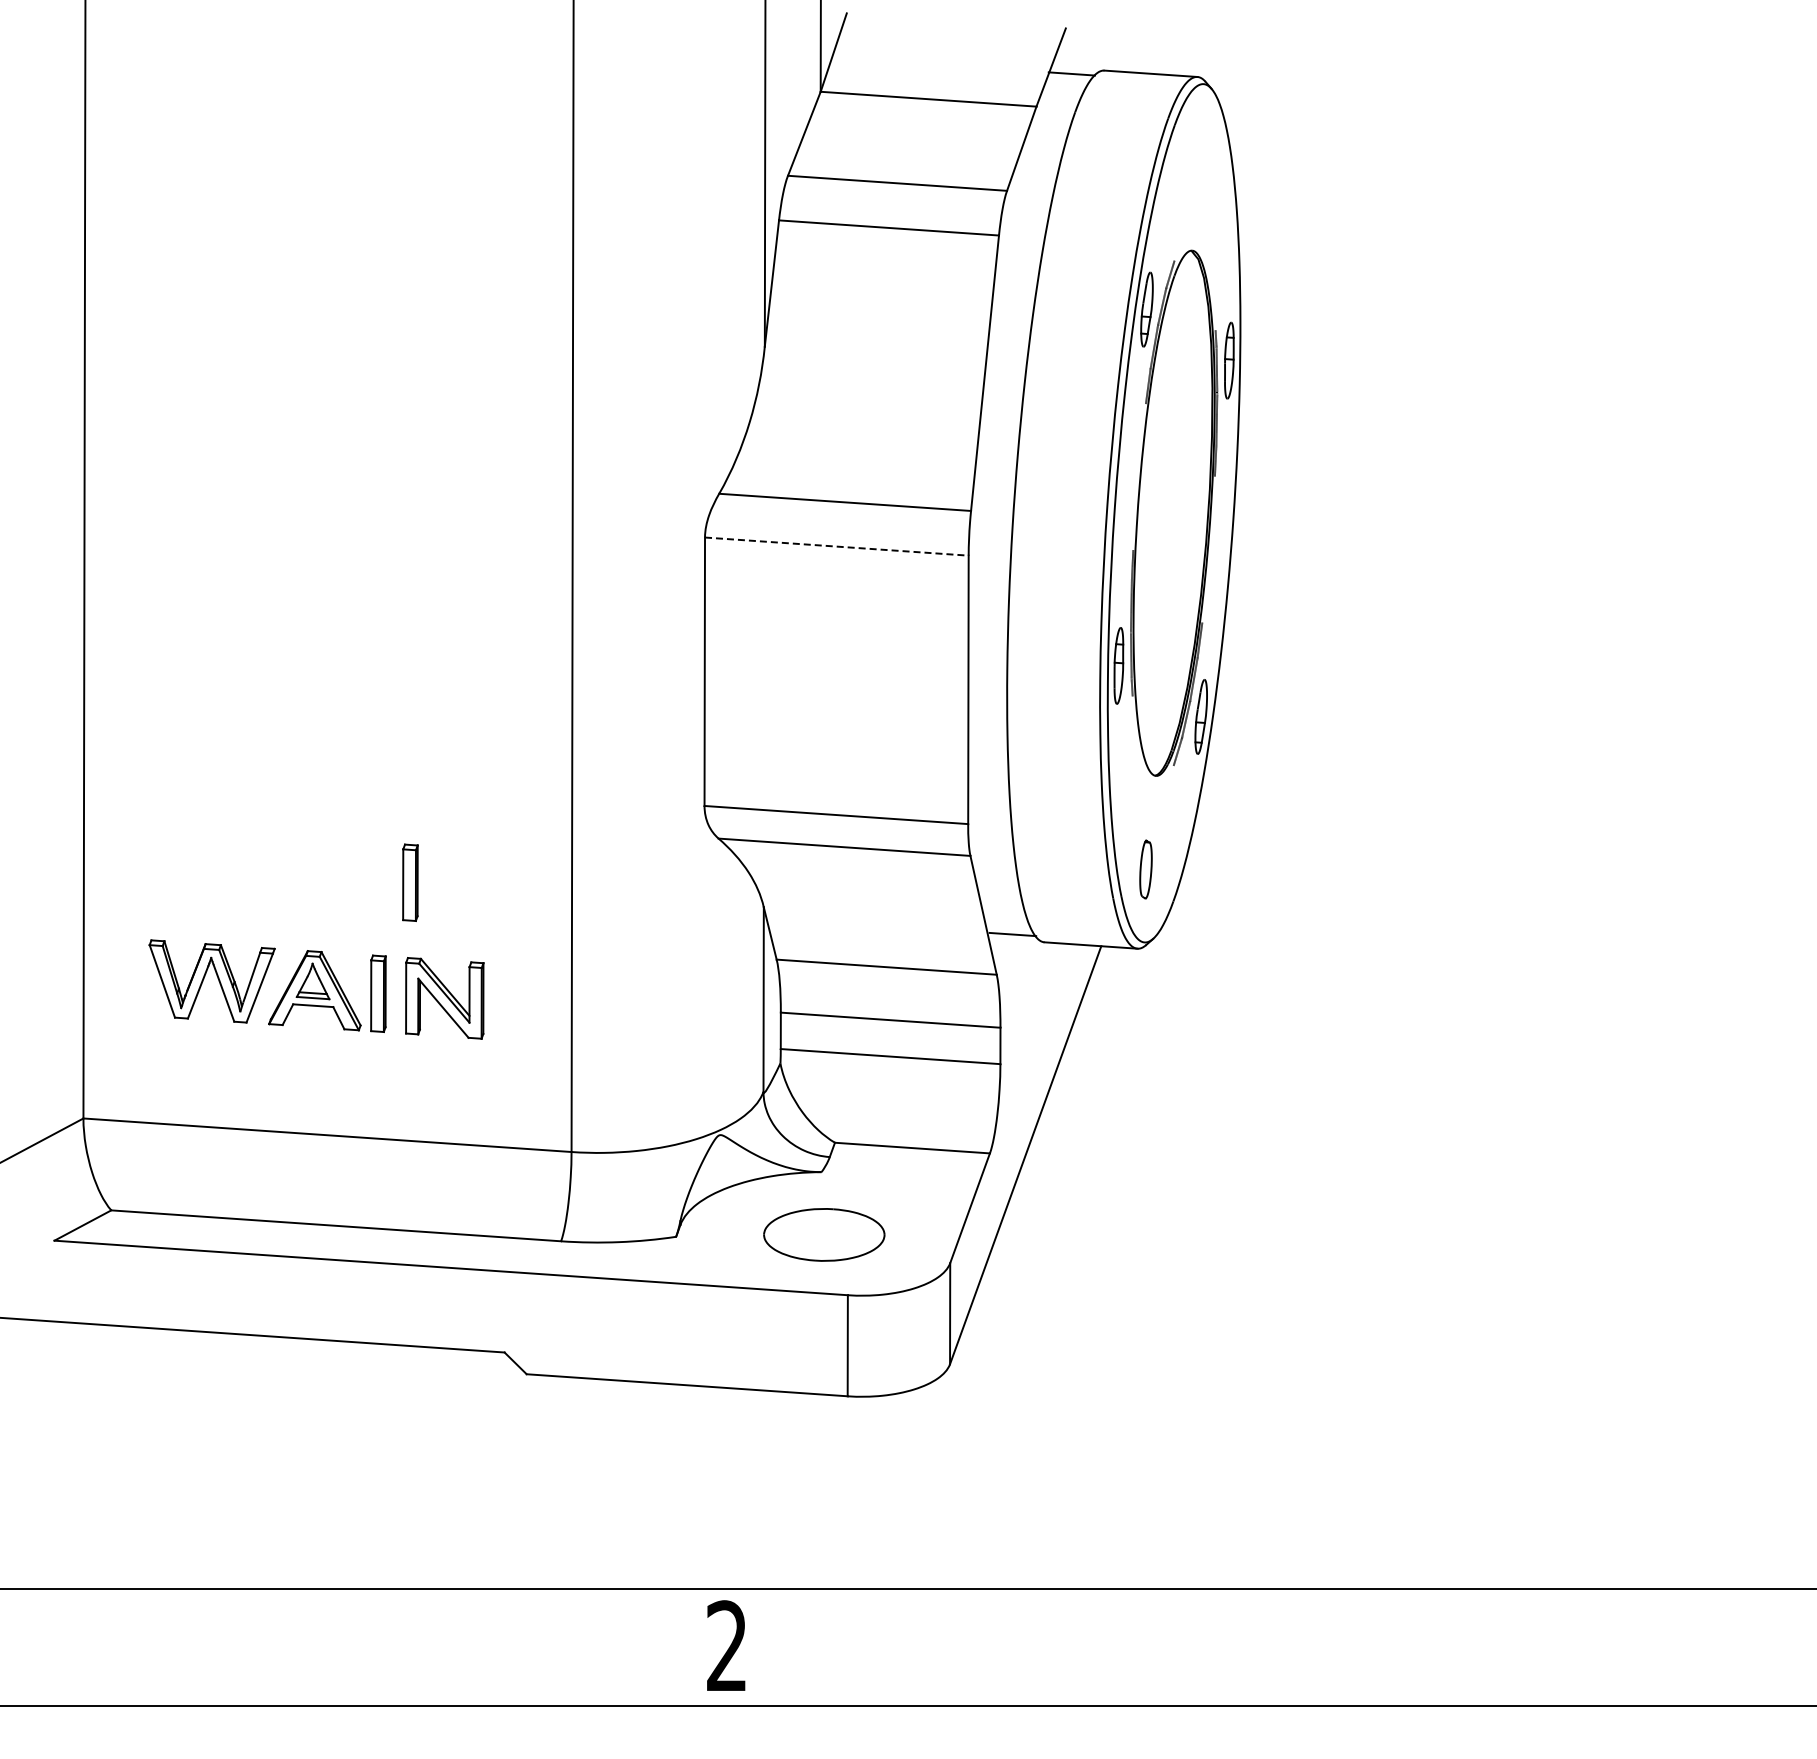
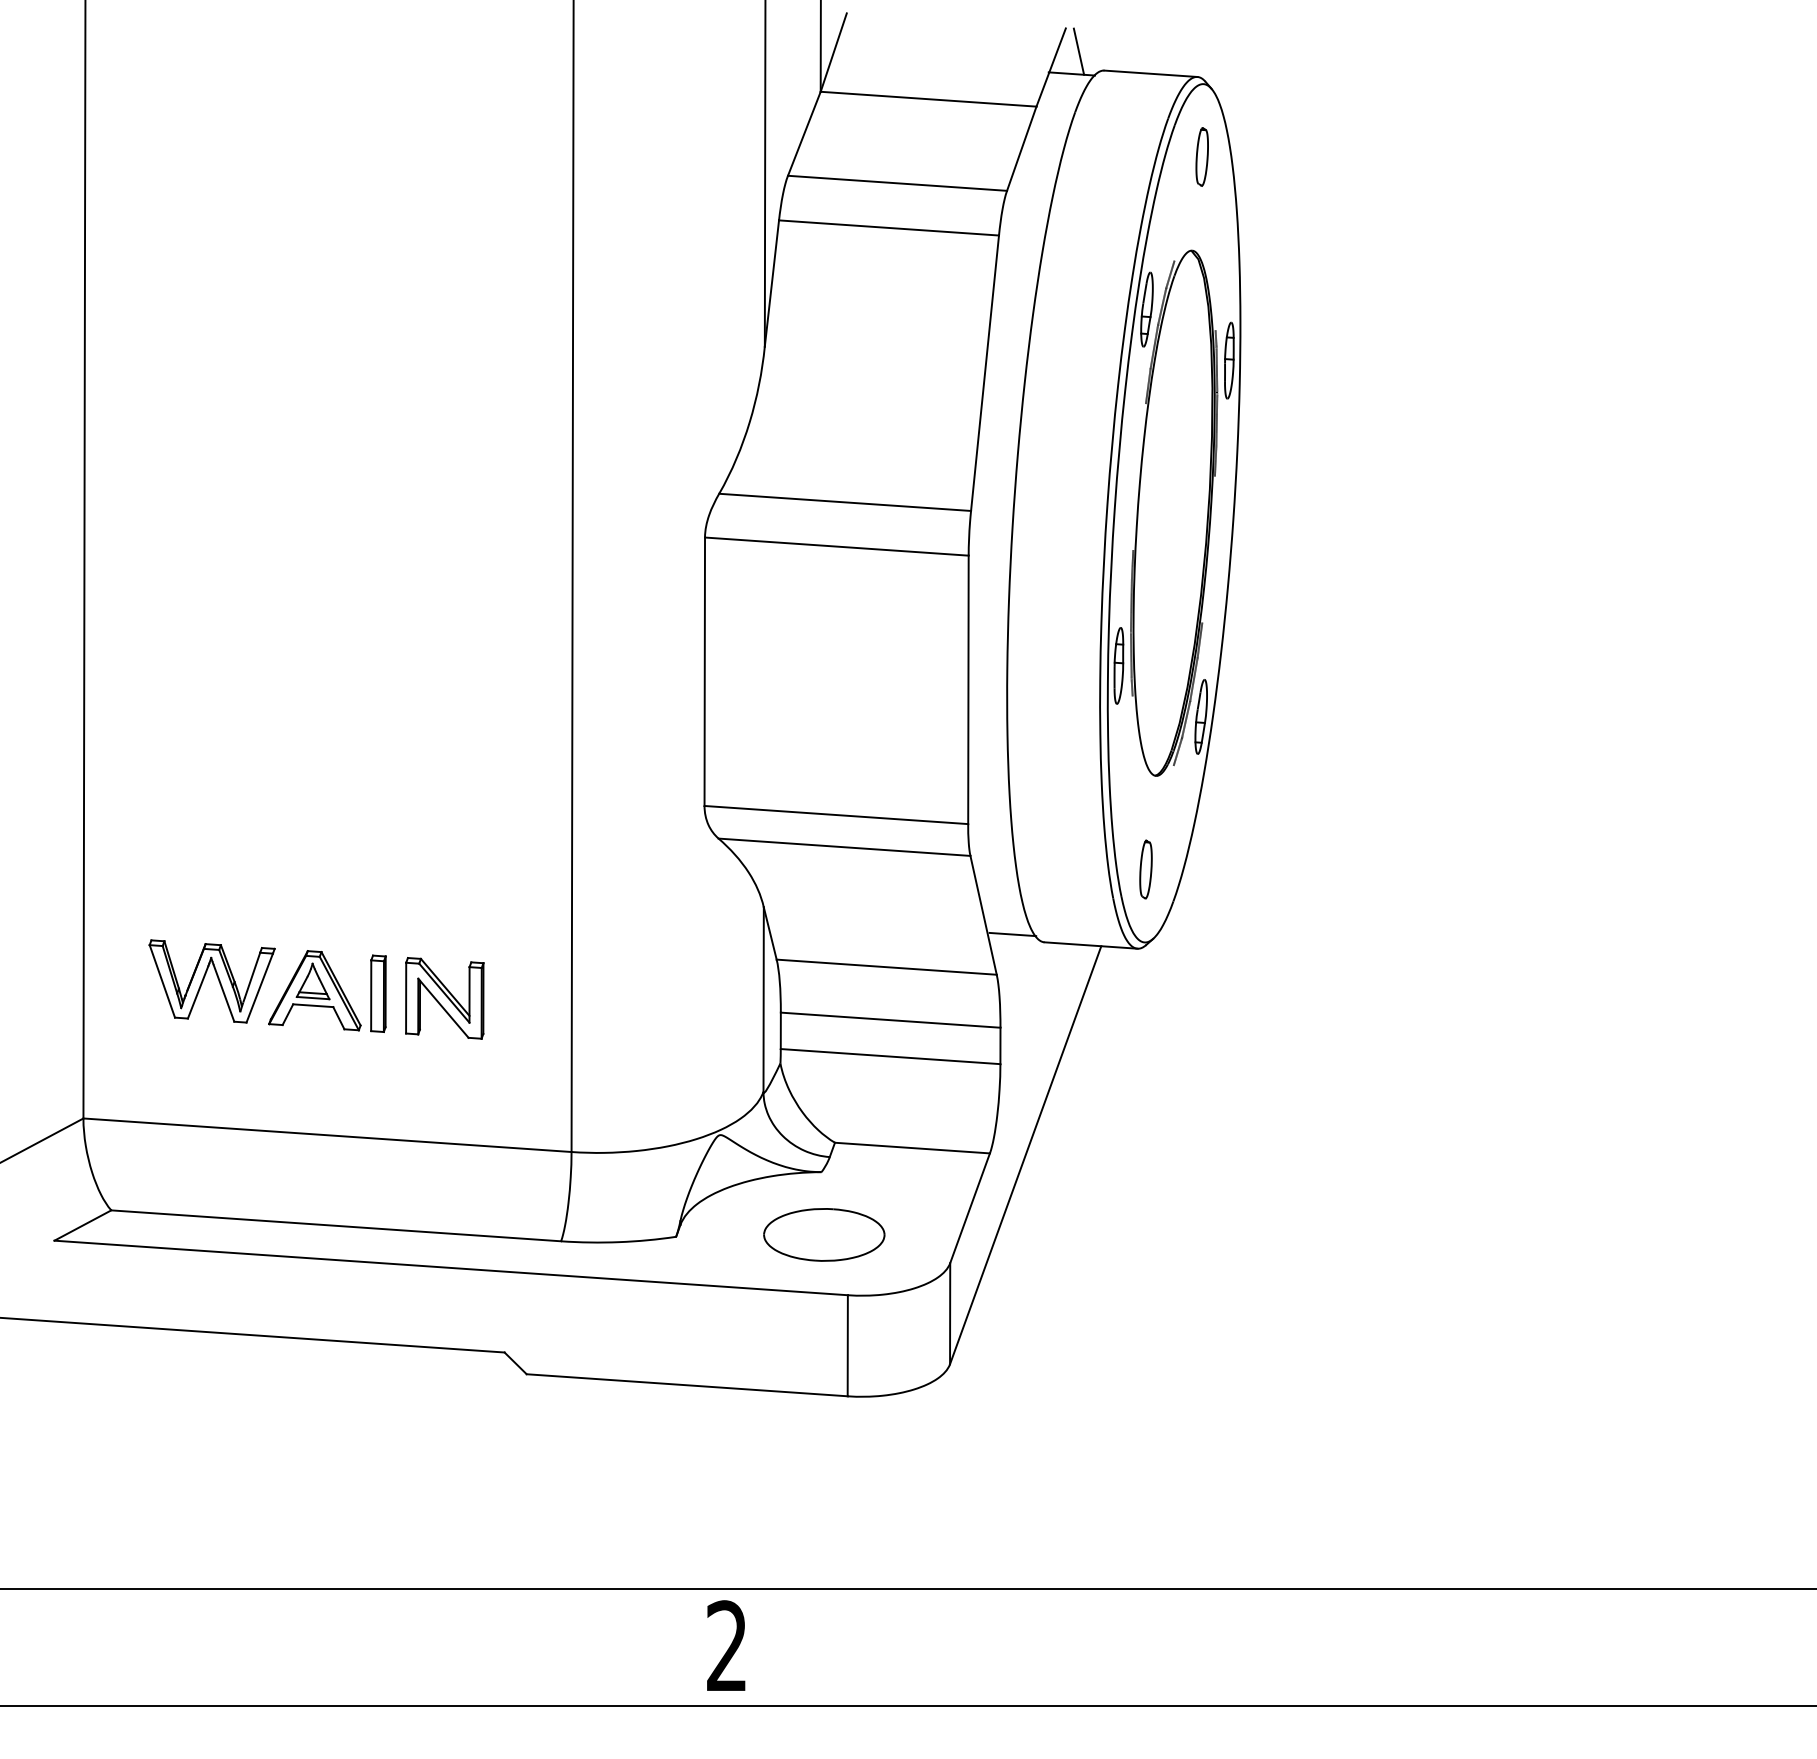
line: none -> present (1078, 51)
part: none -> present (1201, 156)
line: dashed -> solid (837, 546)
part: present -> none (410, 882)
